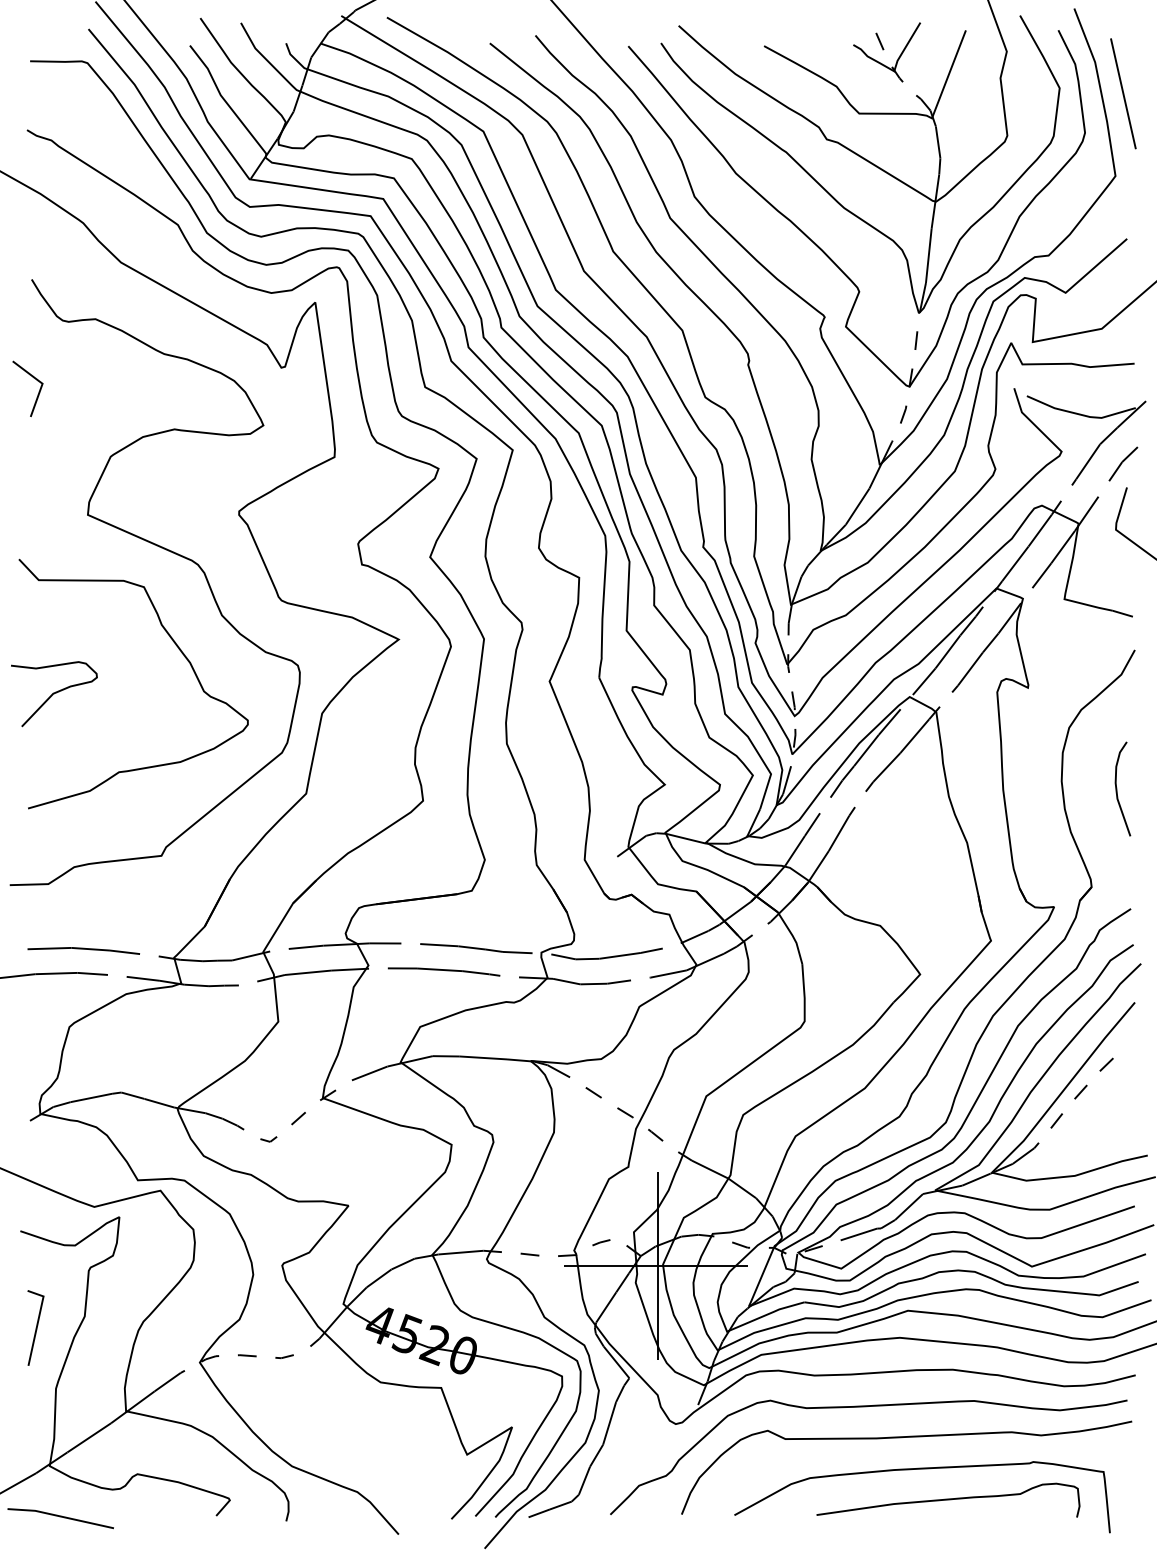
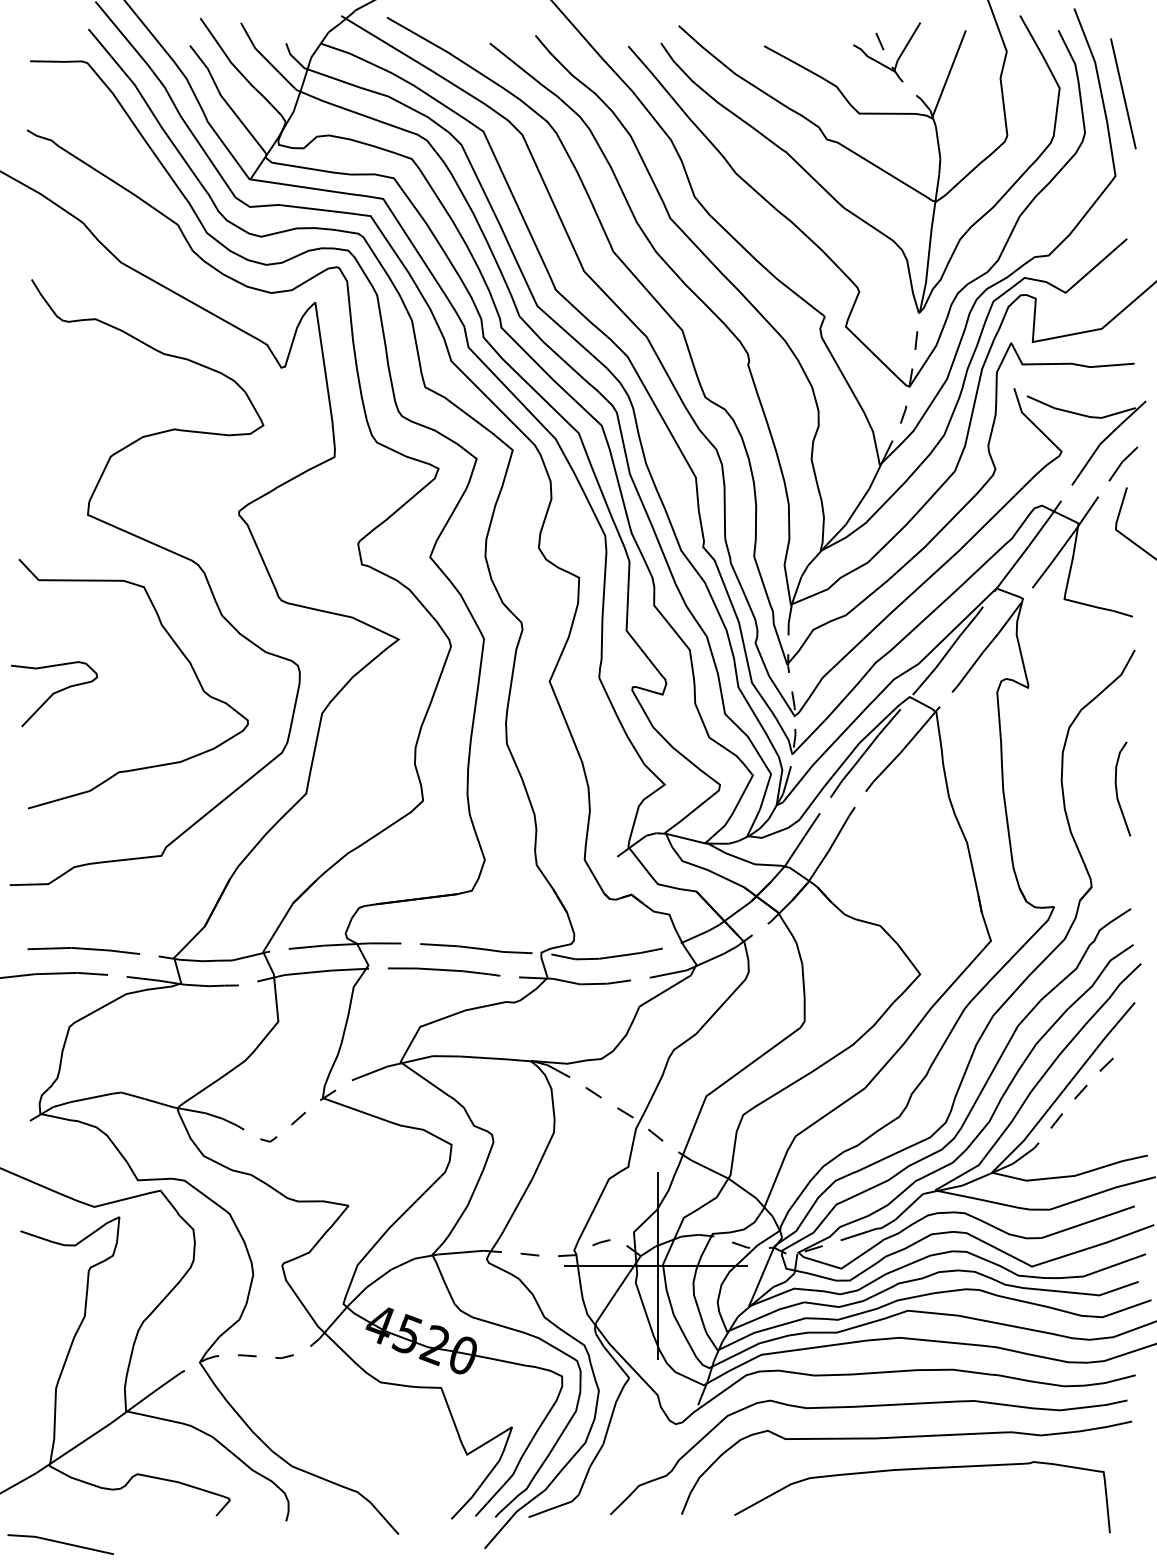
line: present -> none (38, 391)
line: present -> none (35, 1327)
curve: present -> none (948, 1499)
line position: (60, 1517) -> (60, 1543) (60, 1543)
